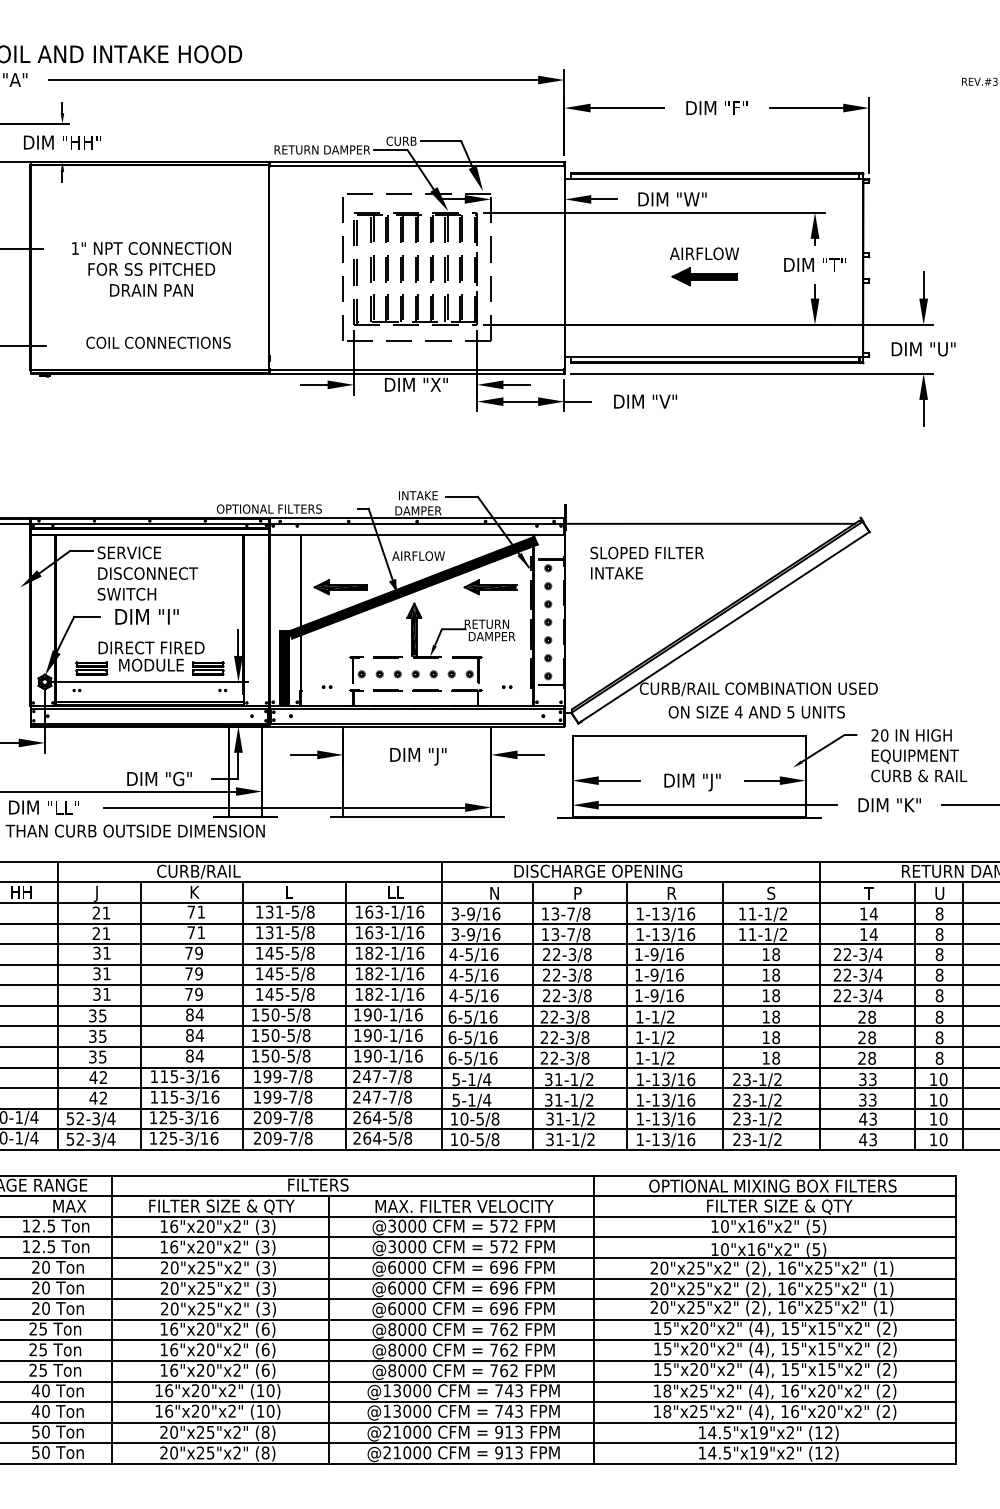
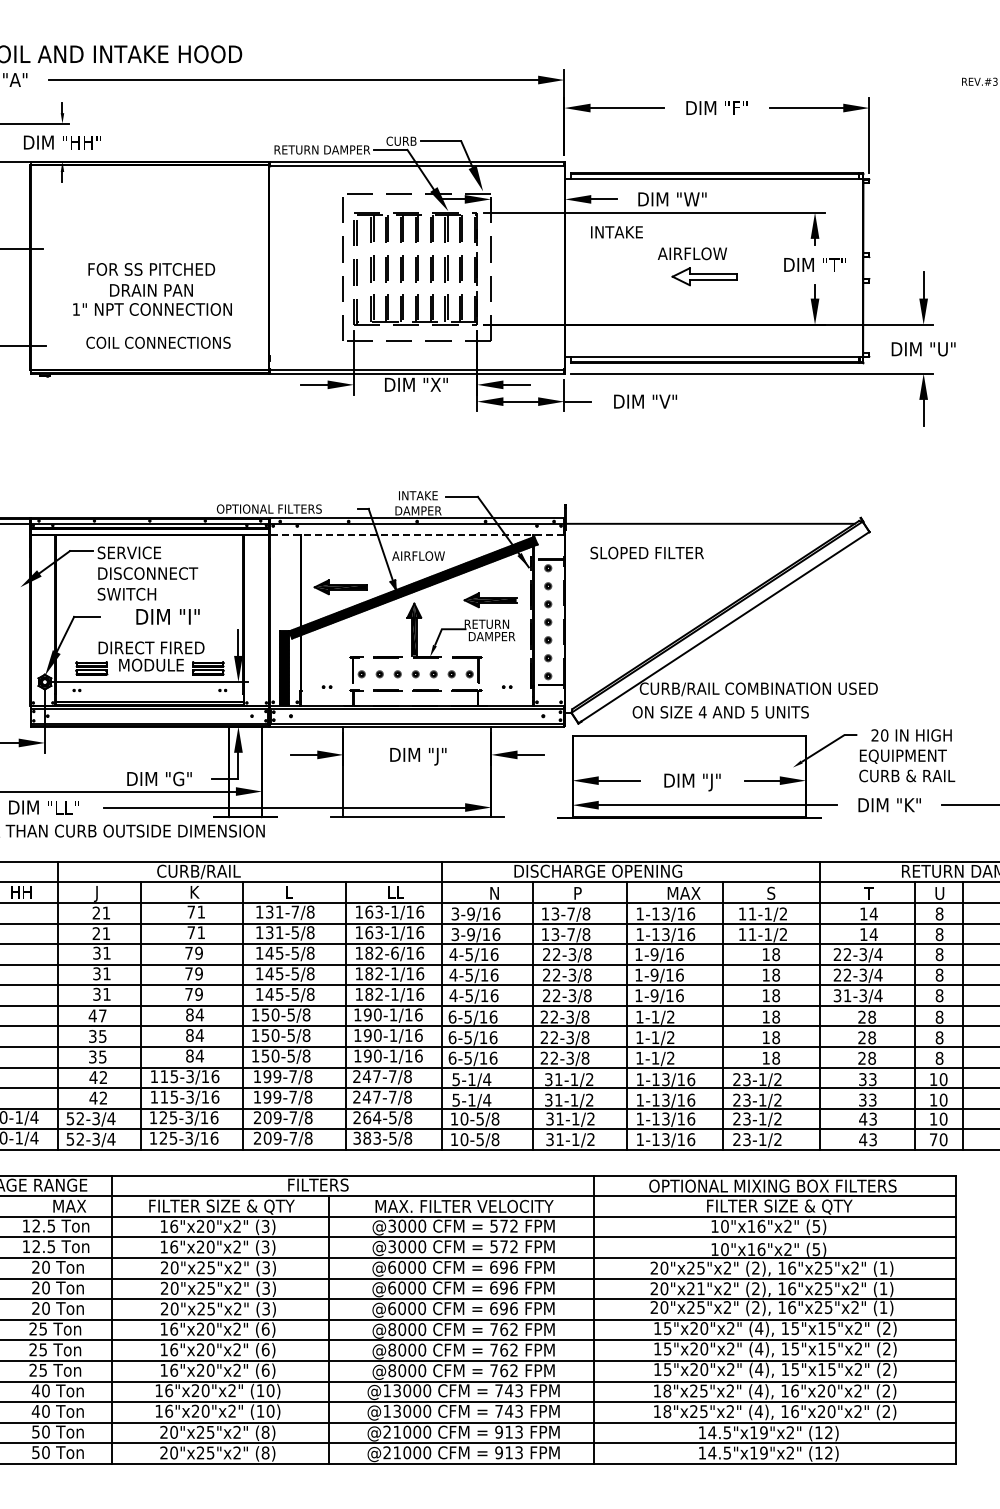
text position: (151, 248) -> (152, 309) (152, 309)
text position: (703, 253) -> (691, 253) (691, 253)
fill: present -> none (704, 276)
line: solid -> dashed (416, 535)
text position: (616, 573) -> (616, 232) (616, 232)
part position: (490, 587) -> (490, 600) (490, 600)
text position: (146, 616) -> (167, 616) (167, 616)
text position: (756, 712) -> (720, 712) (720, 712)
text position: (919, 765) -> (907, 765) (907, 765)
text: R -> MAX (684, 893)
text: 131-5/8 -> 131-7/8 (294, 911)
text: 182-1/16 -> 182-6/16 (394, 952)
text: 22-3/4 -> 31-3/4 (842, 995)
text: 35 -> 47 (97, 1015)
text: 264-5/8 -> 383-5/8 (367, 1137)
text: 10 -> 70 (933, 1139)
text: 20"x25"x2" -> 20"x21"x2" (700, 1288)
